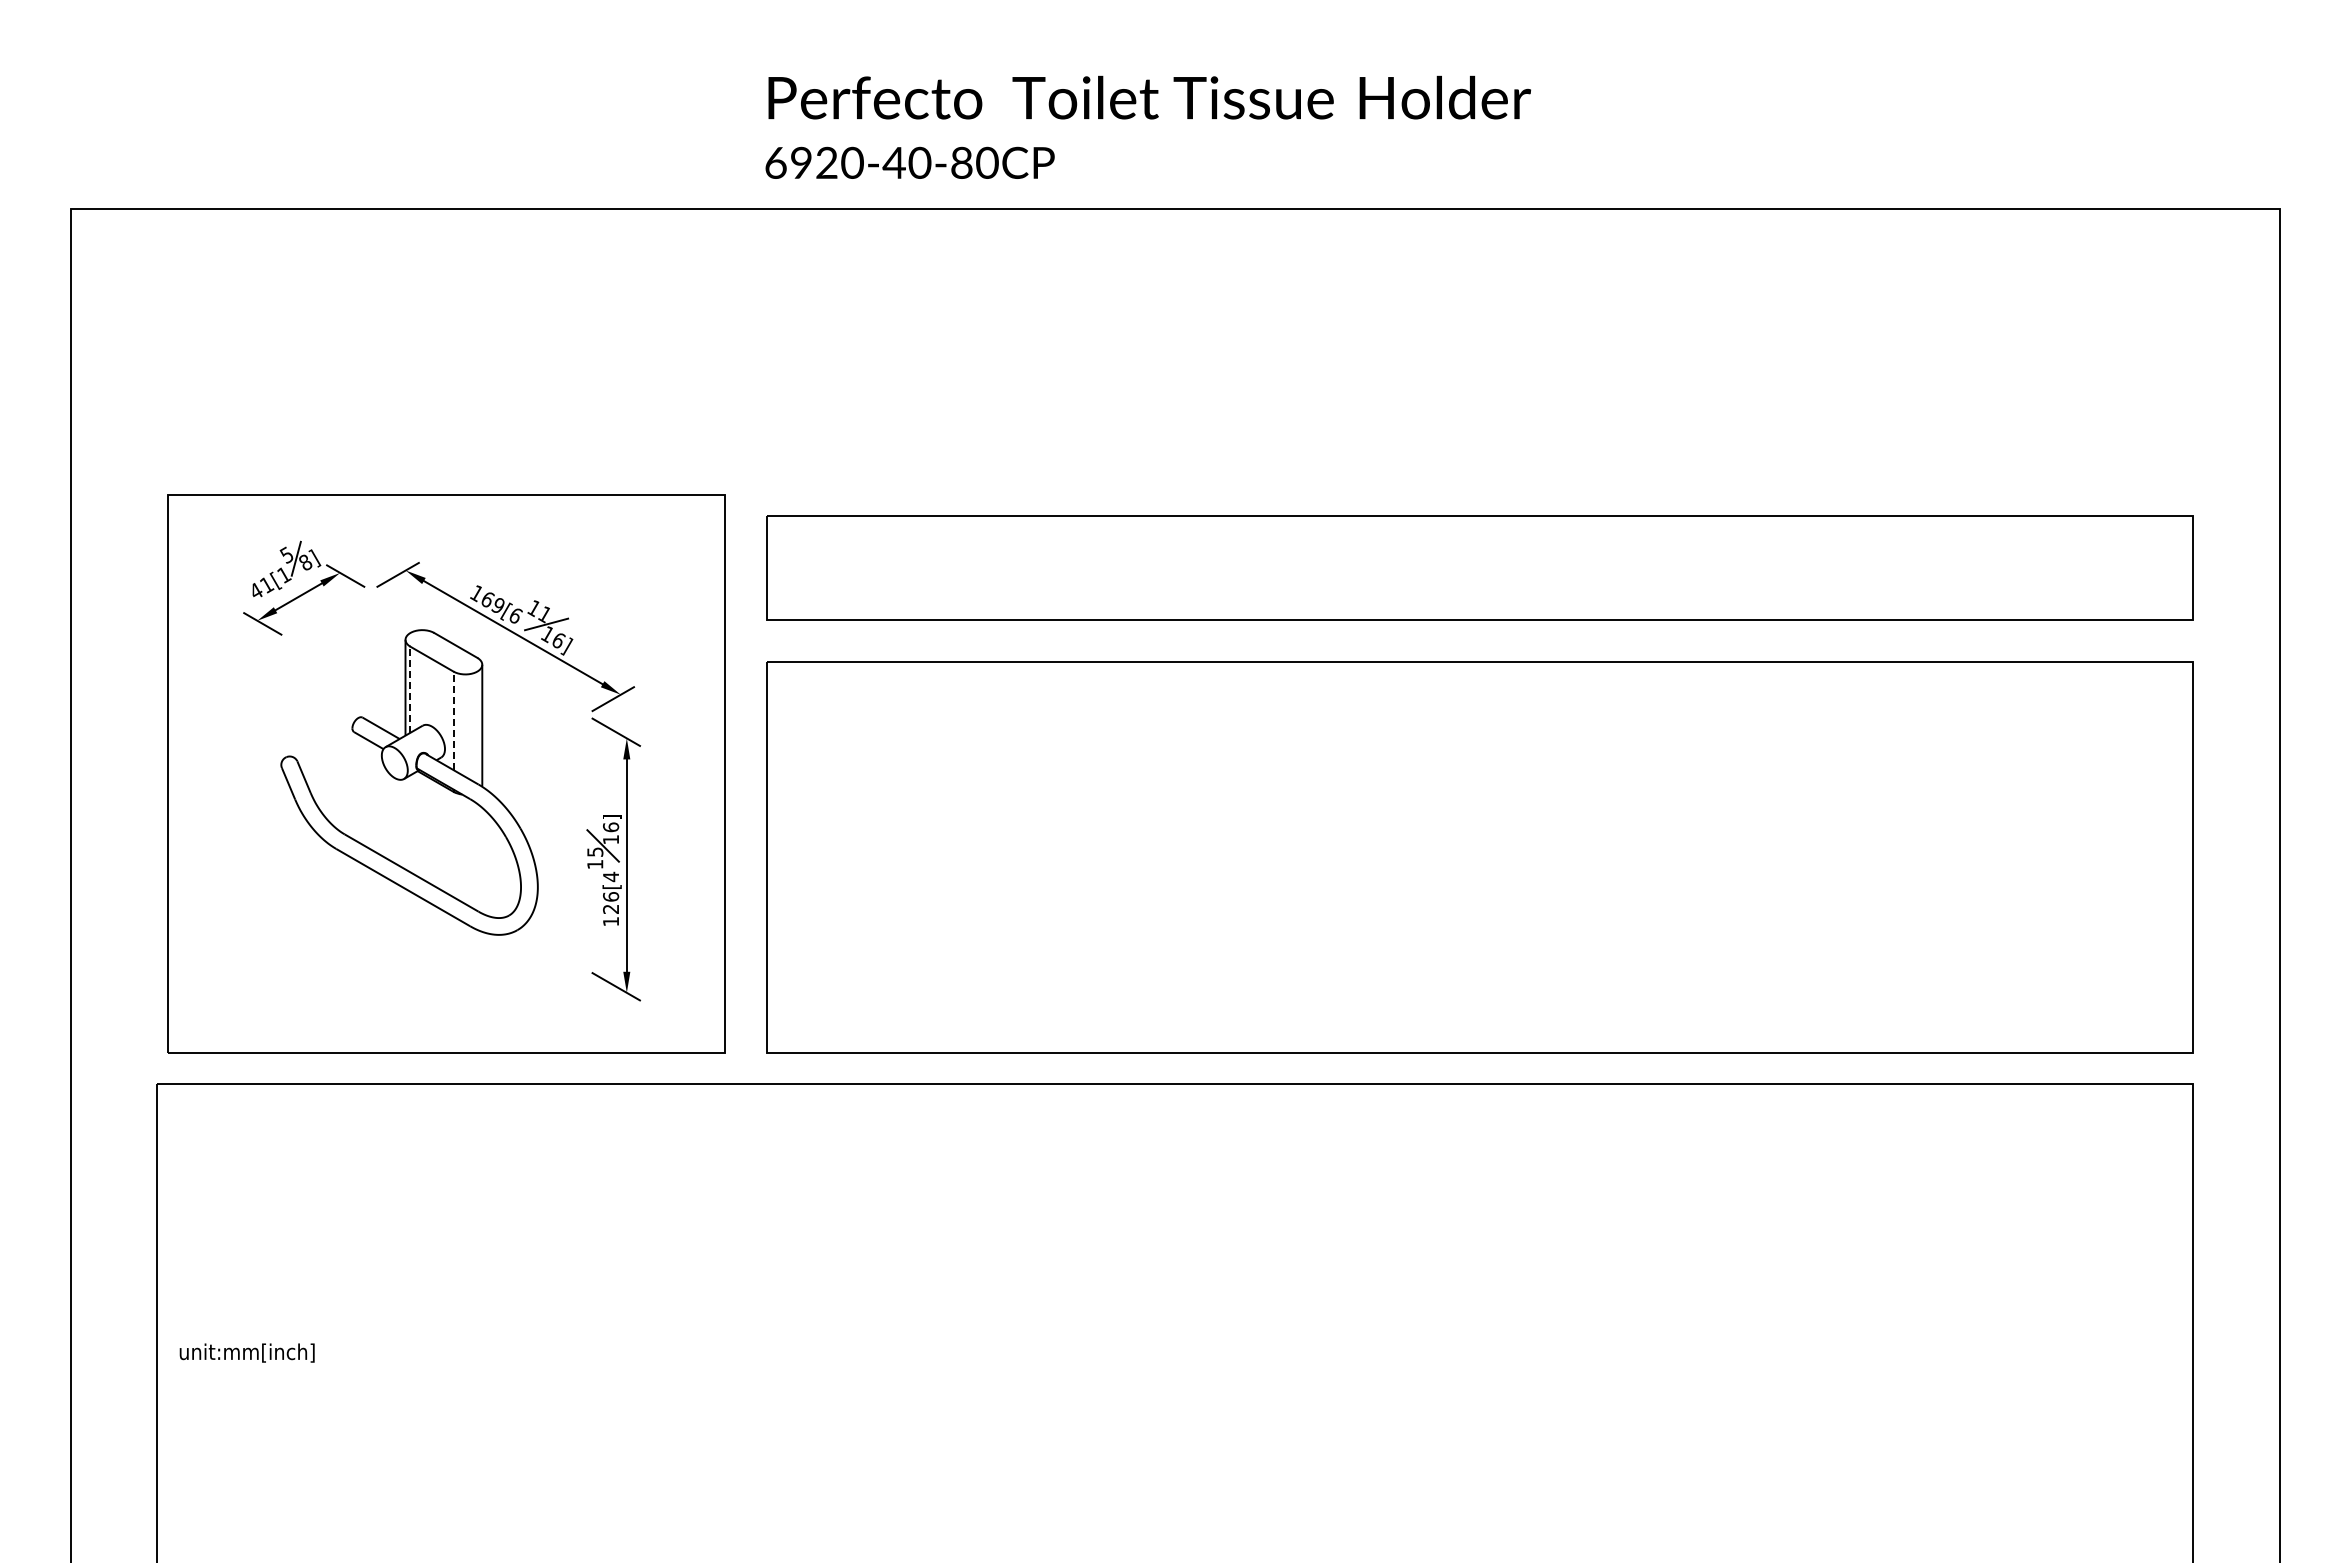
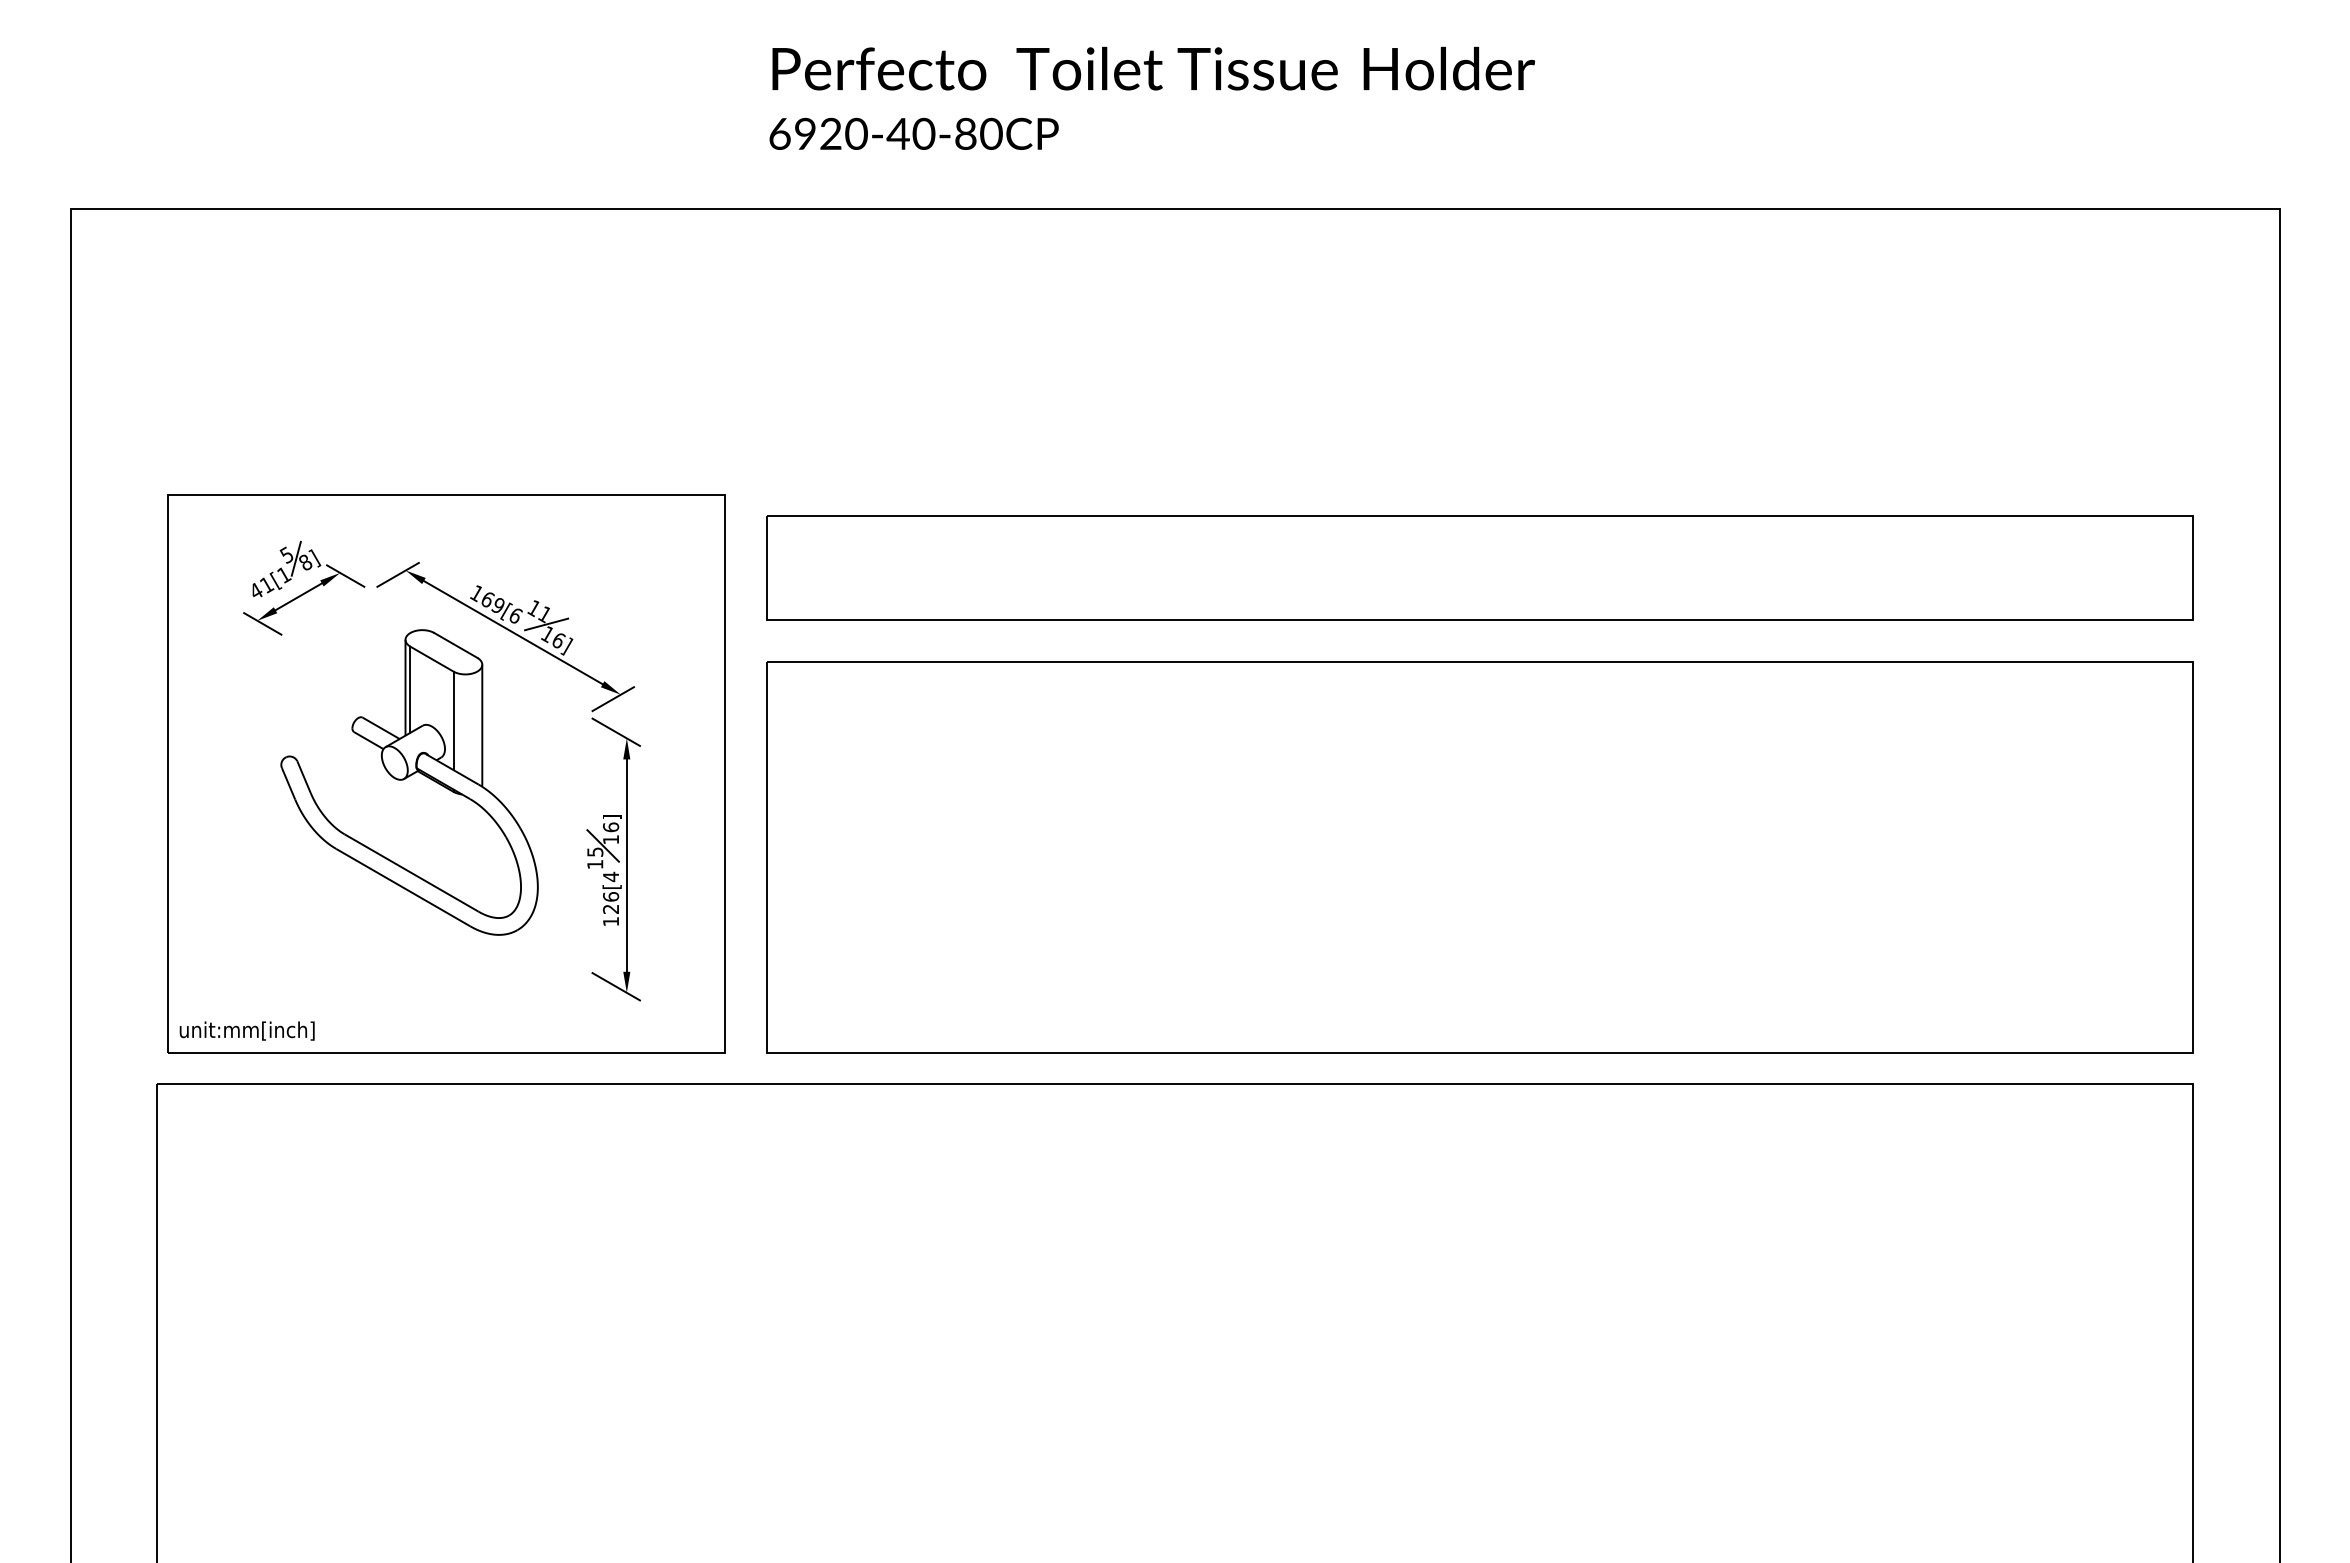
text position: (1148, 126) -> (1152, 97) (1152, 97)
line: dashed -> solid (410, 689)
line: dashed -> solid (453, 720)
text position: (246, 1352) -> (246, 1030) (246, 1030)
